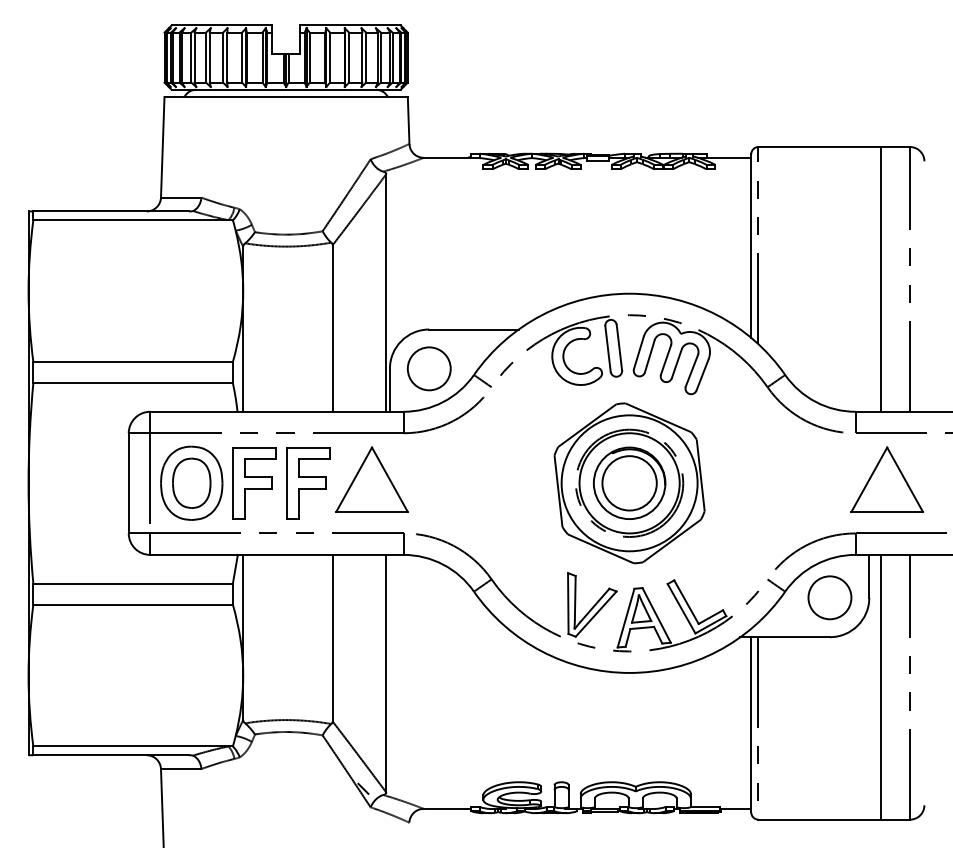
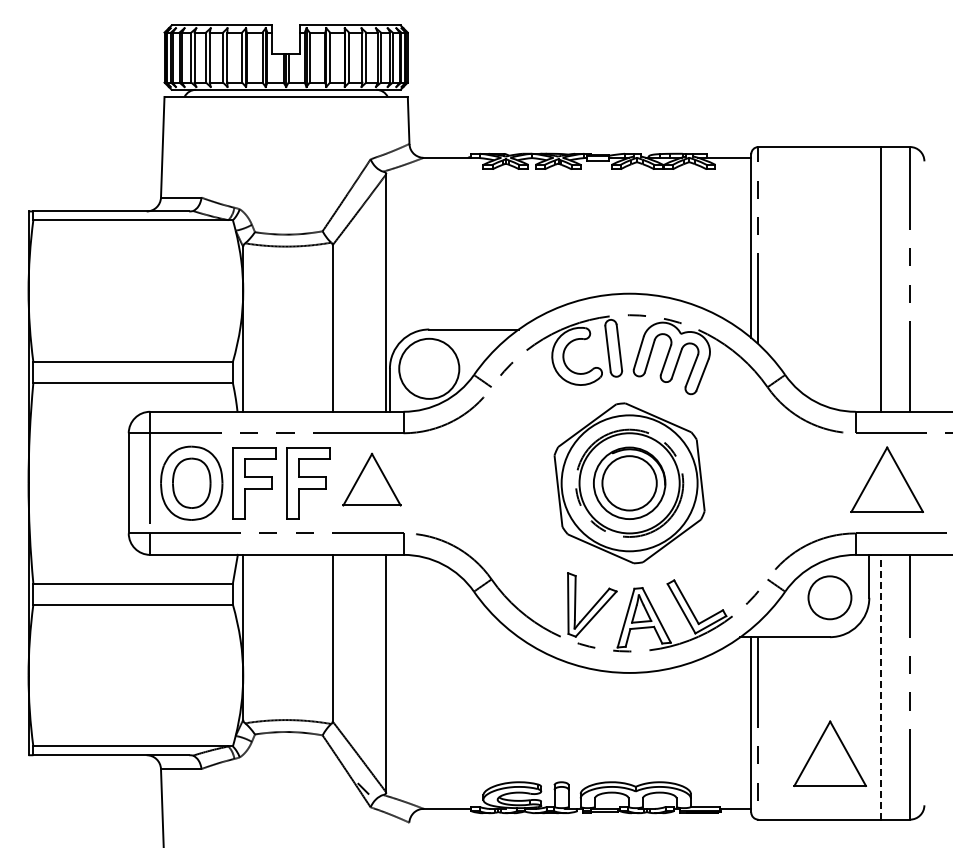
circle diameter: 43 px -> 60 px (429, 368)
part size: 74x67 px -> 60x55 px (371, 479)
line: solid -> dashed (881, 686)
part: none -> present (829, 753)
